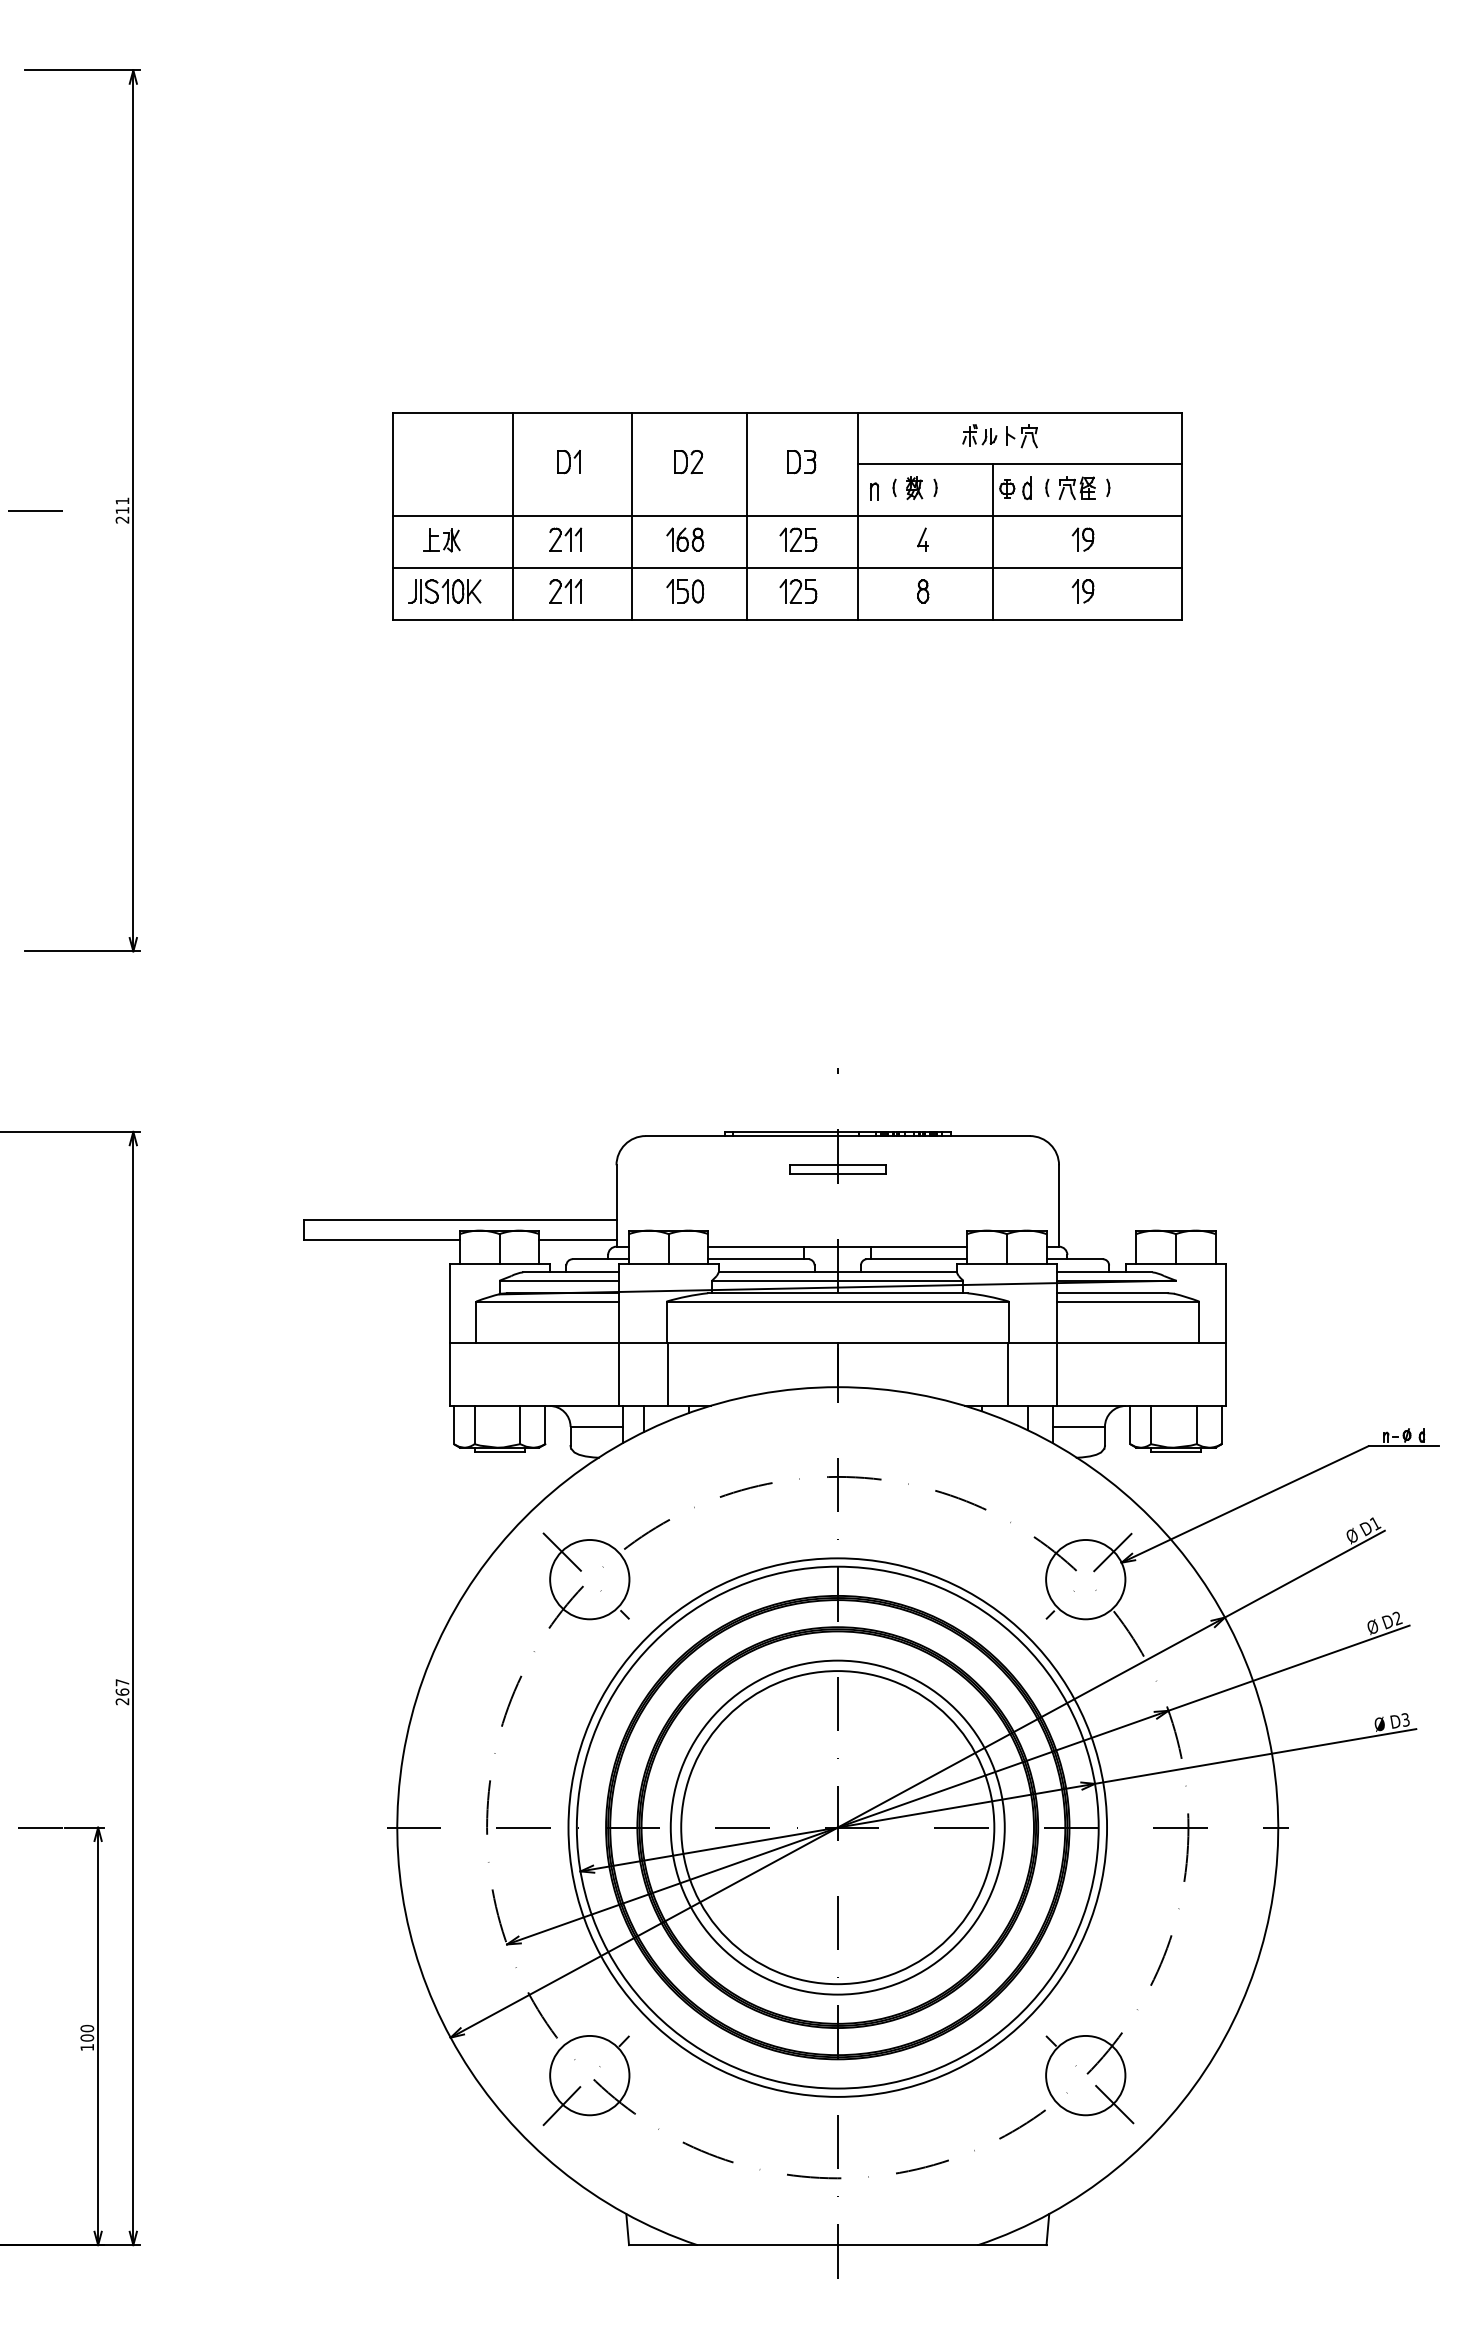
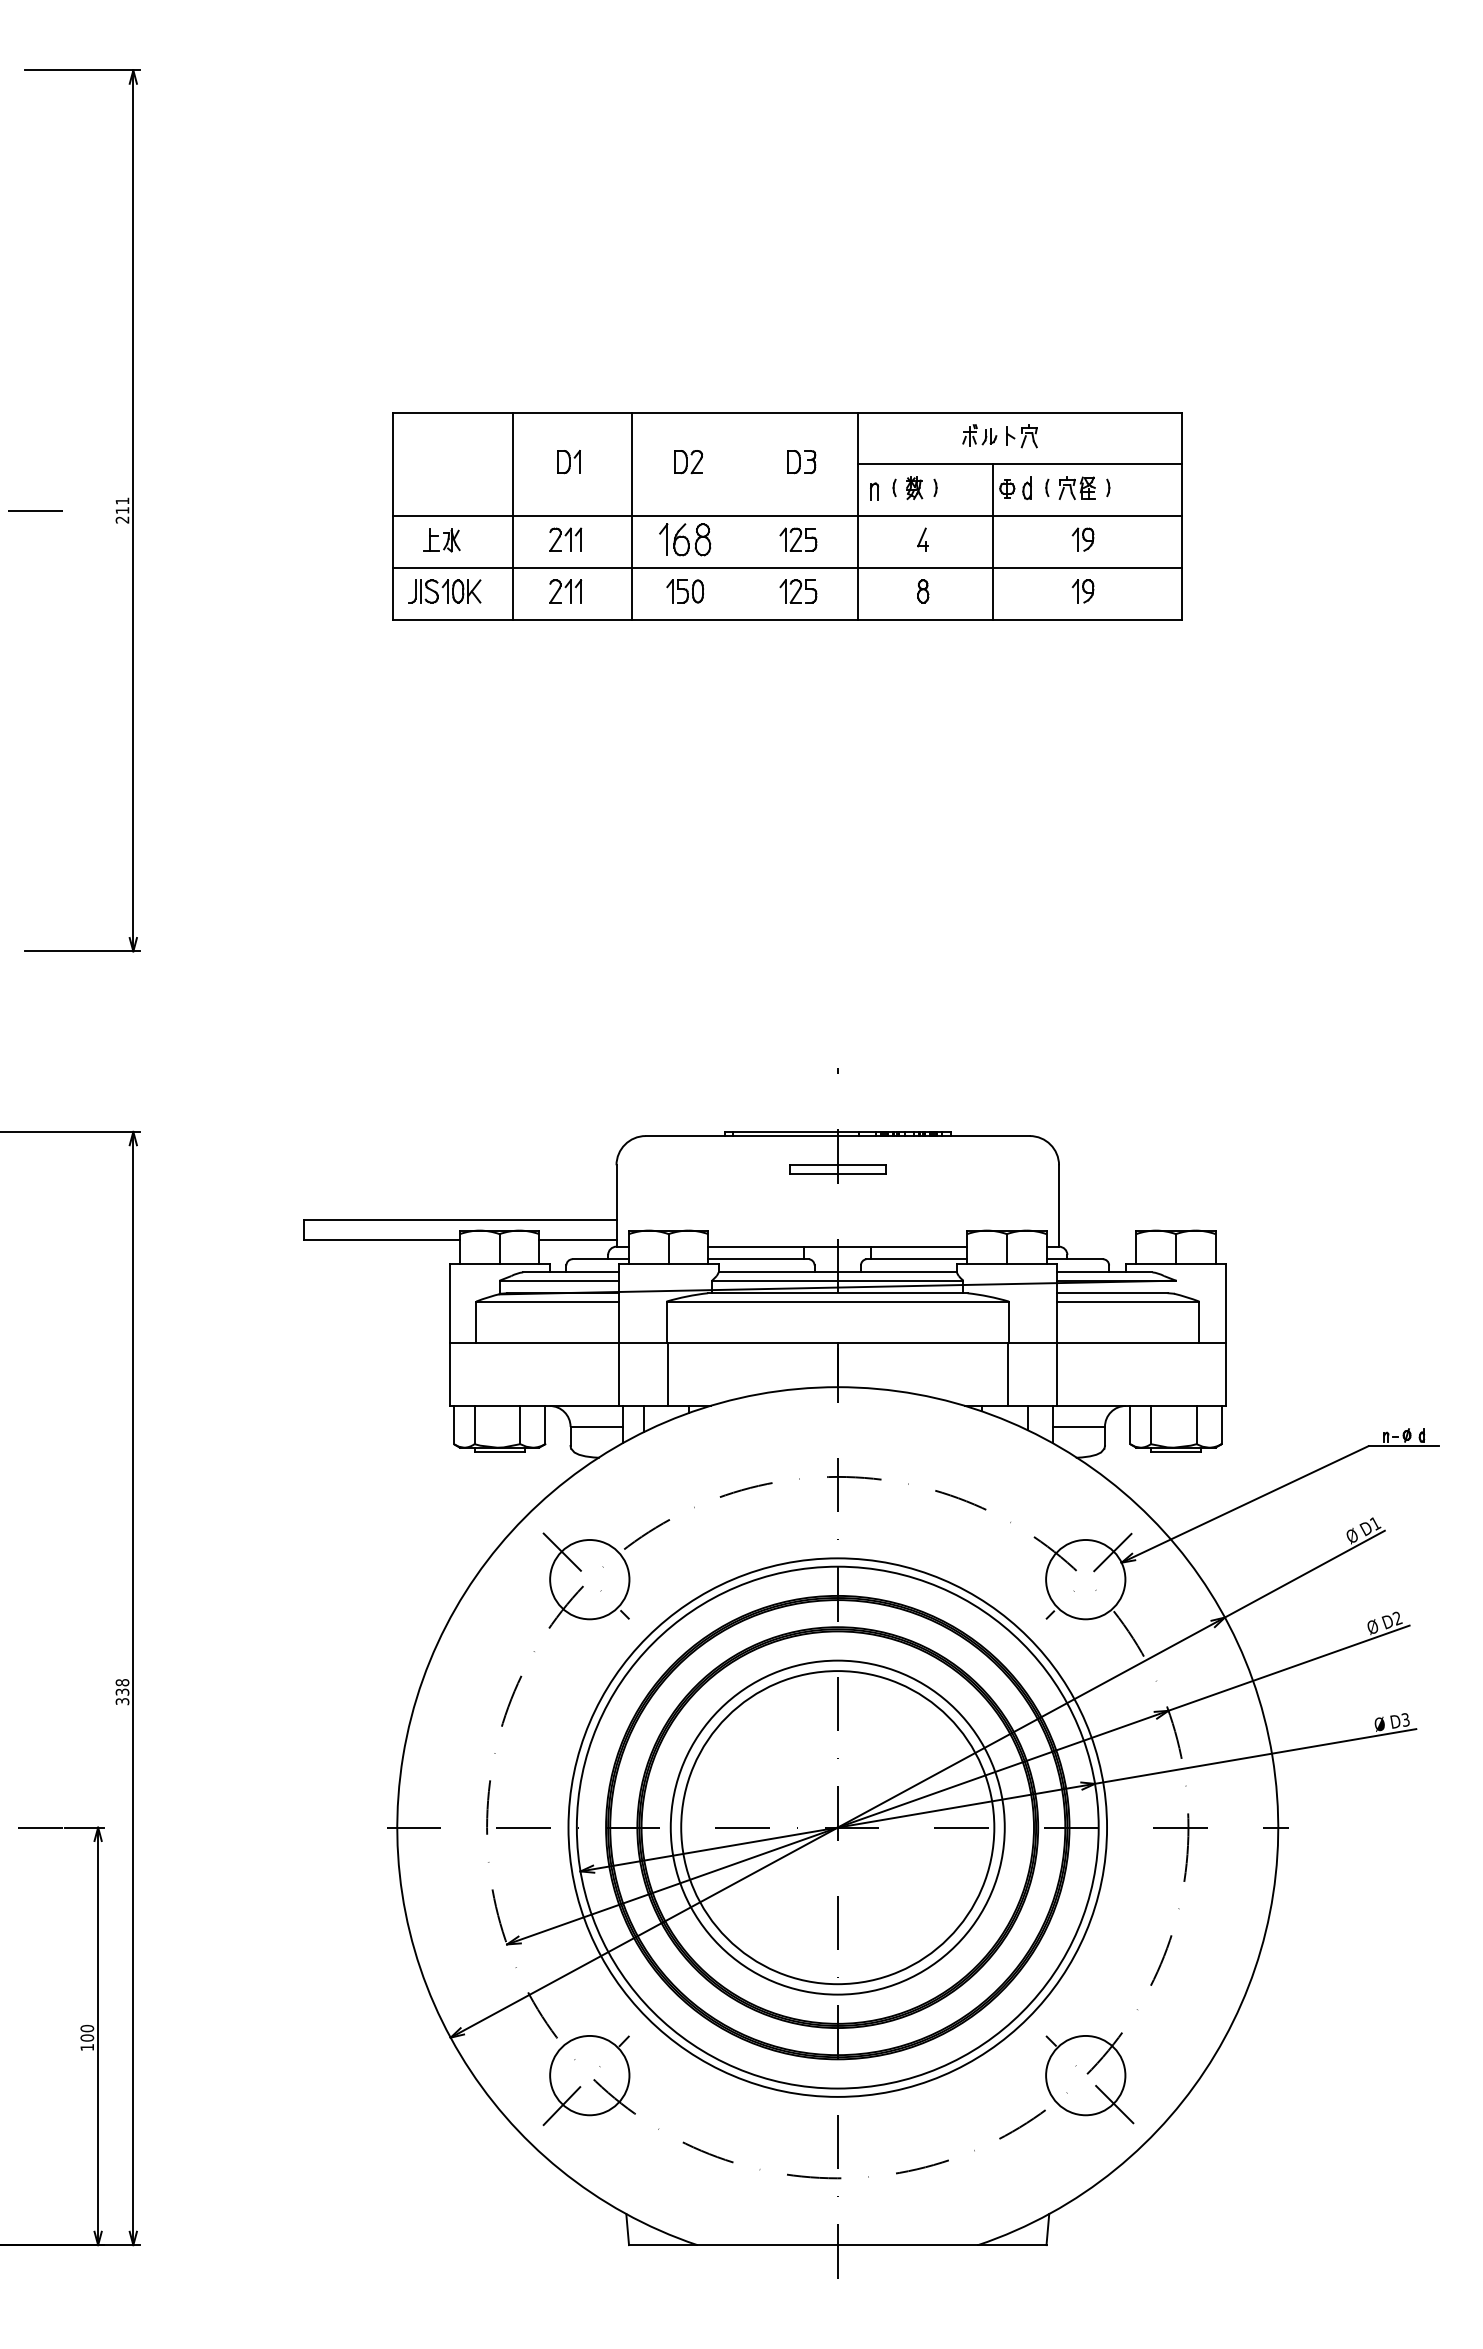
line: present -> none (747, 515)
part size: 39x25 px -> 53x34 px (685, 539)
text: 267 -> 338 (122, 1692)
